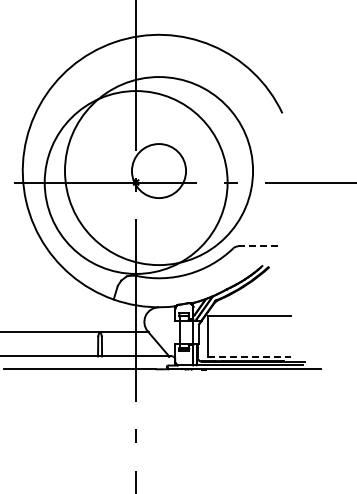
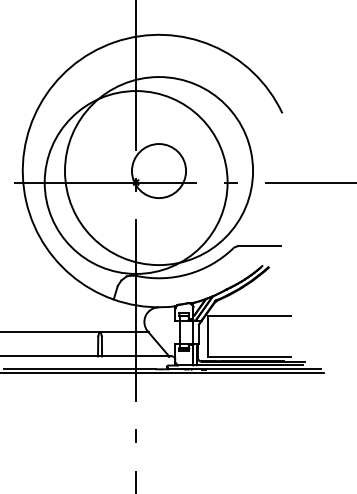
line: dashed -> solid (259, 246)
line: dashed -> solid (250, 356)
line: none -> present (163, 372)
